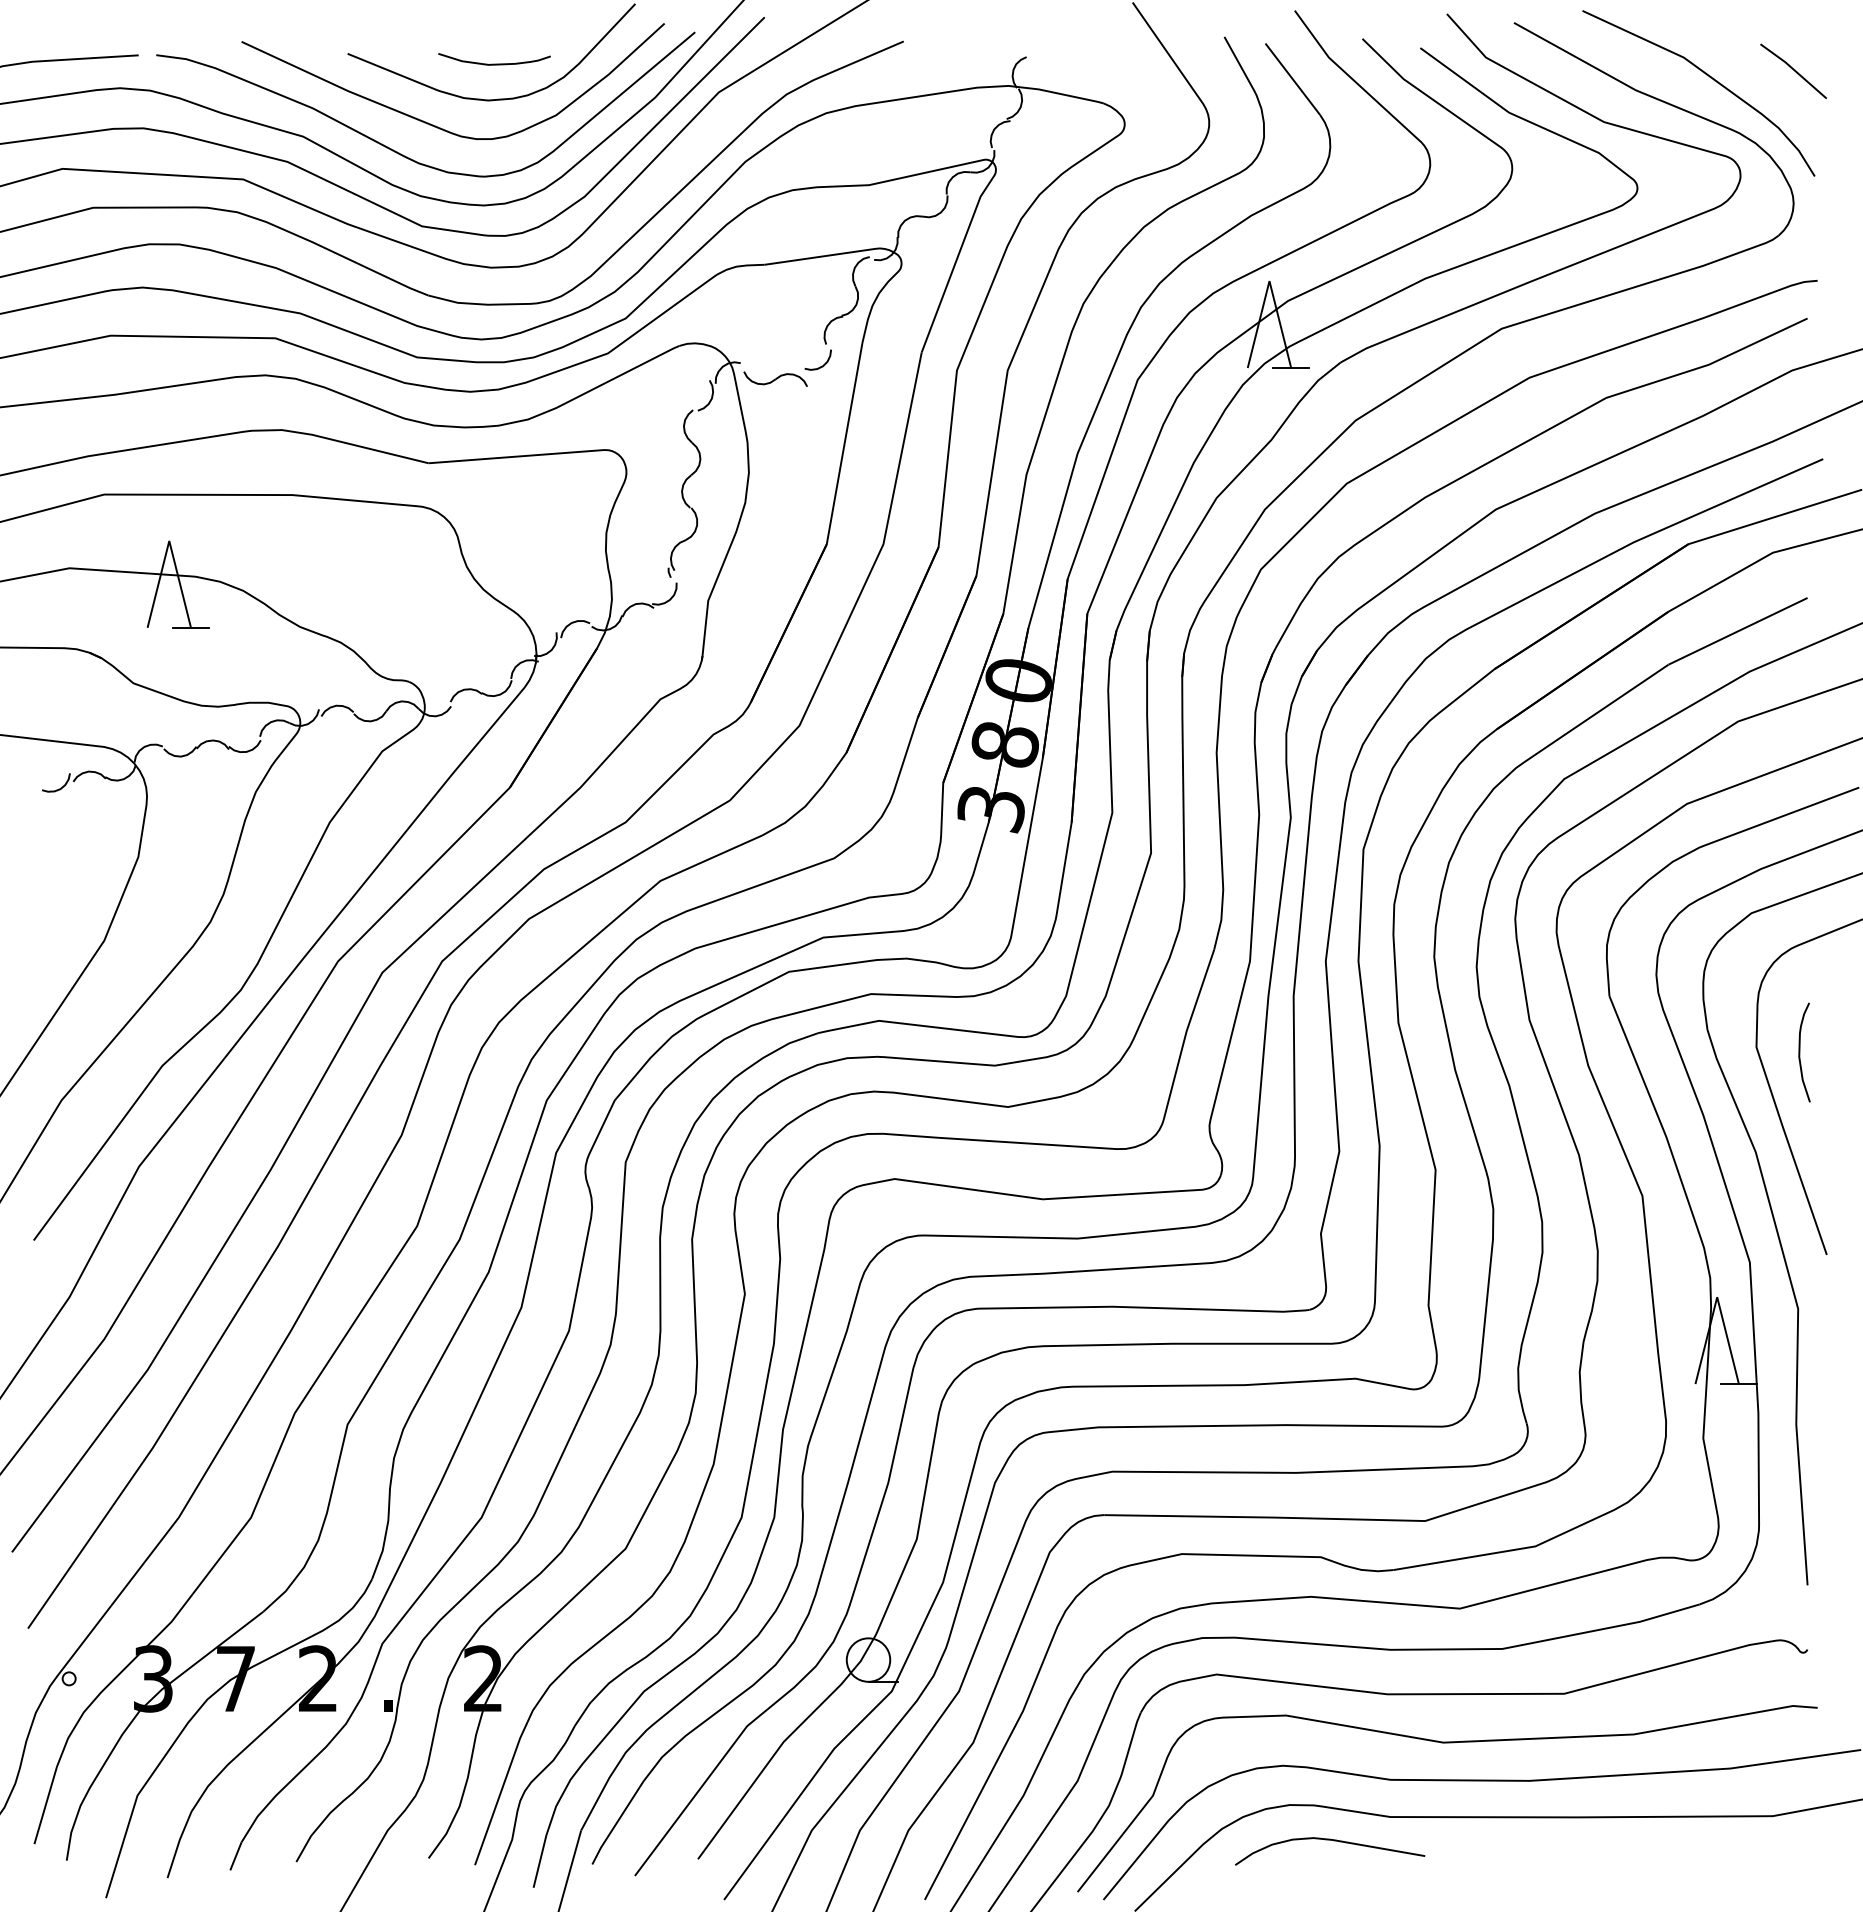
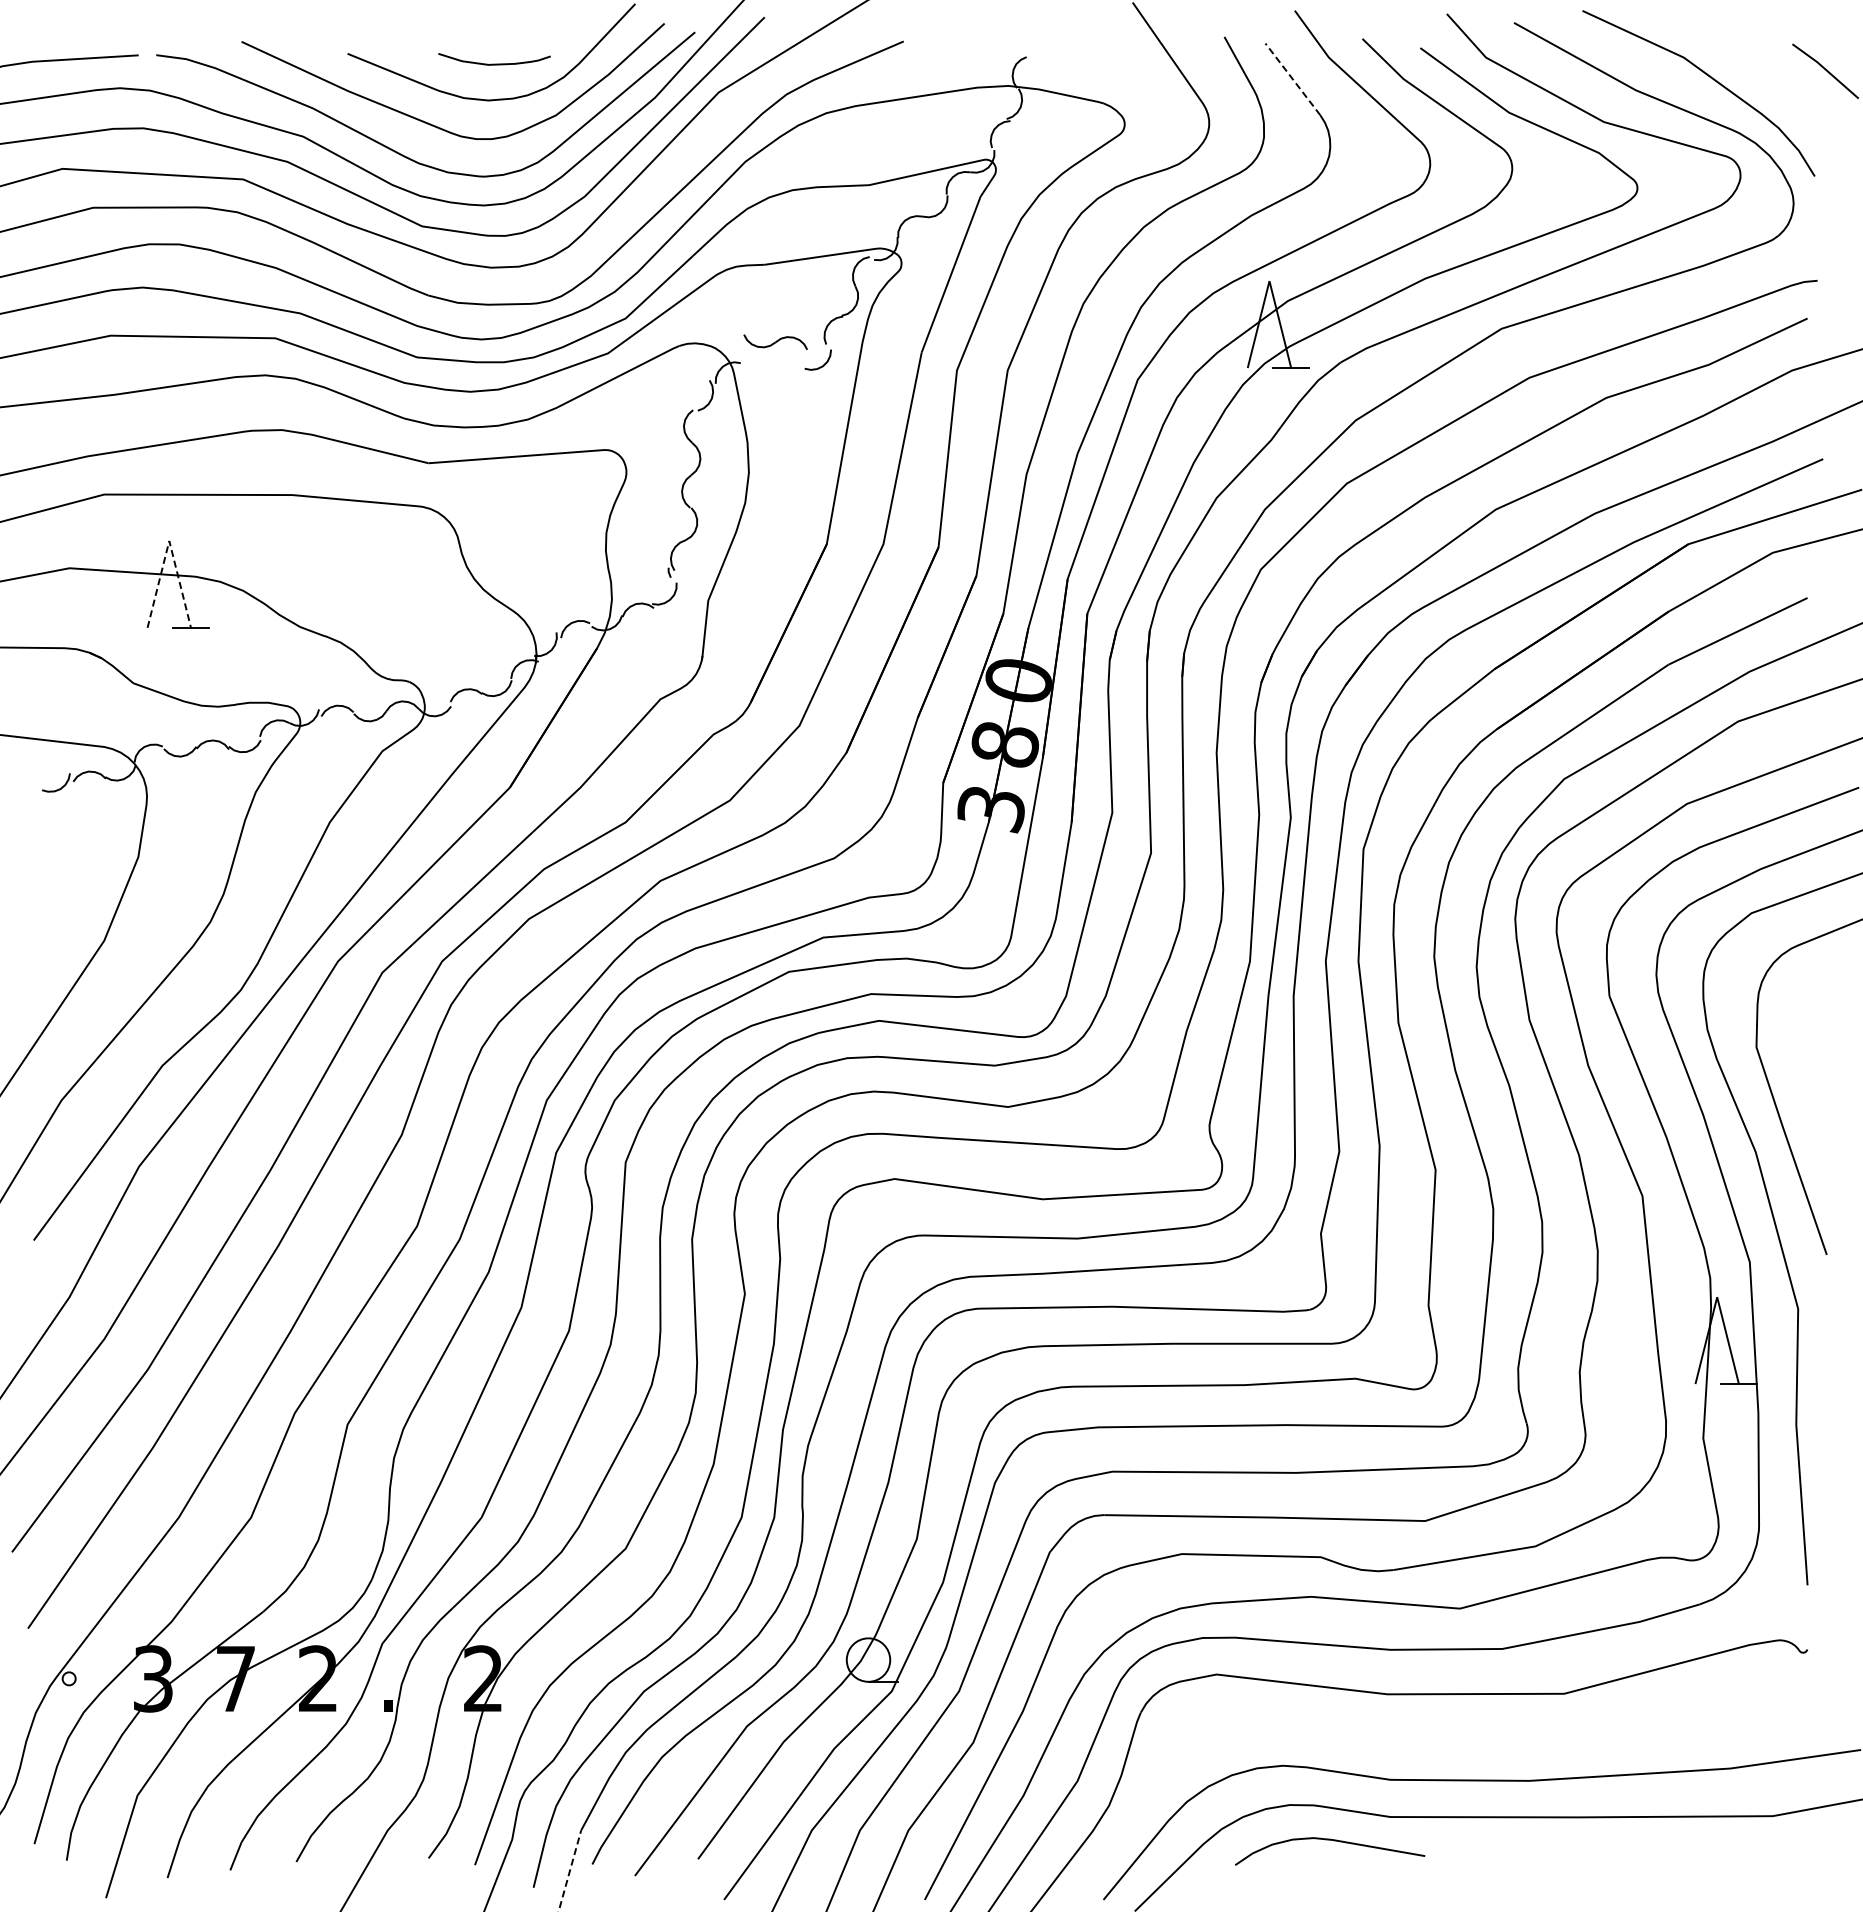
line position: (1793, 70) -> (1825, 70) (1825, 70)
line: solid -> dashed (1292, 78)
part position: (775, 378) -> (775, 341) (775, 341)
line: solid -> dashed (169, 540)
curve: present -> none (1800, 1052)
curve: present -> none (1447, 1743)
line: solid -> dashed (570, 1870)
